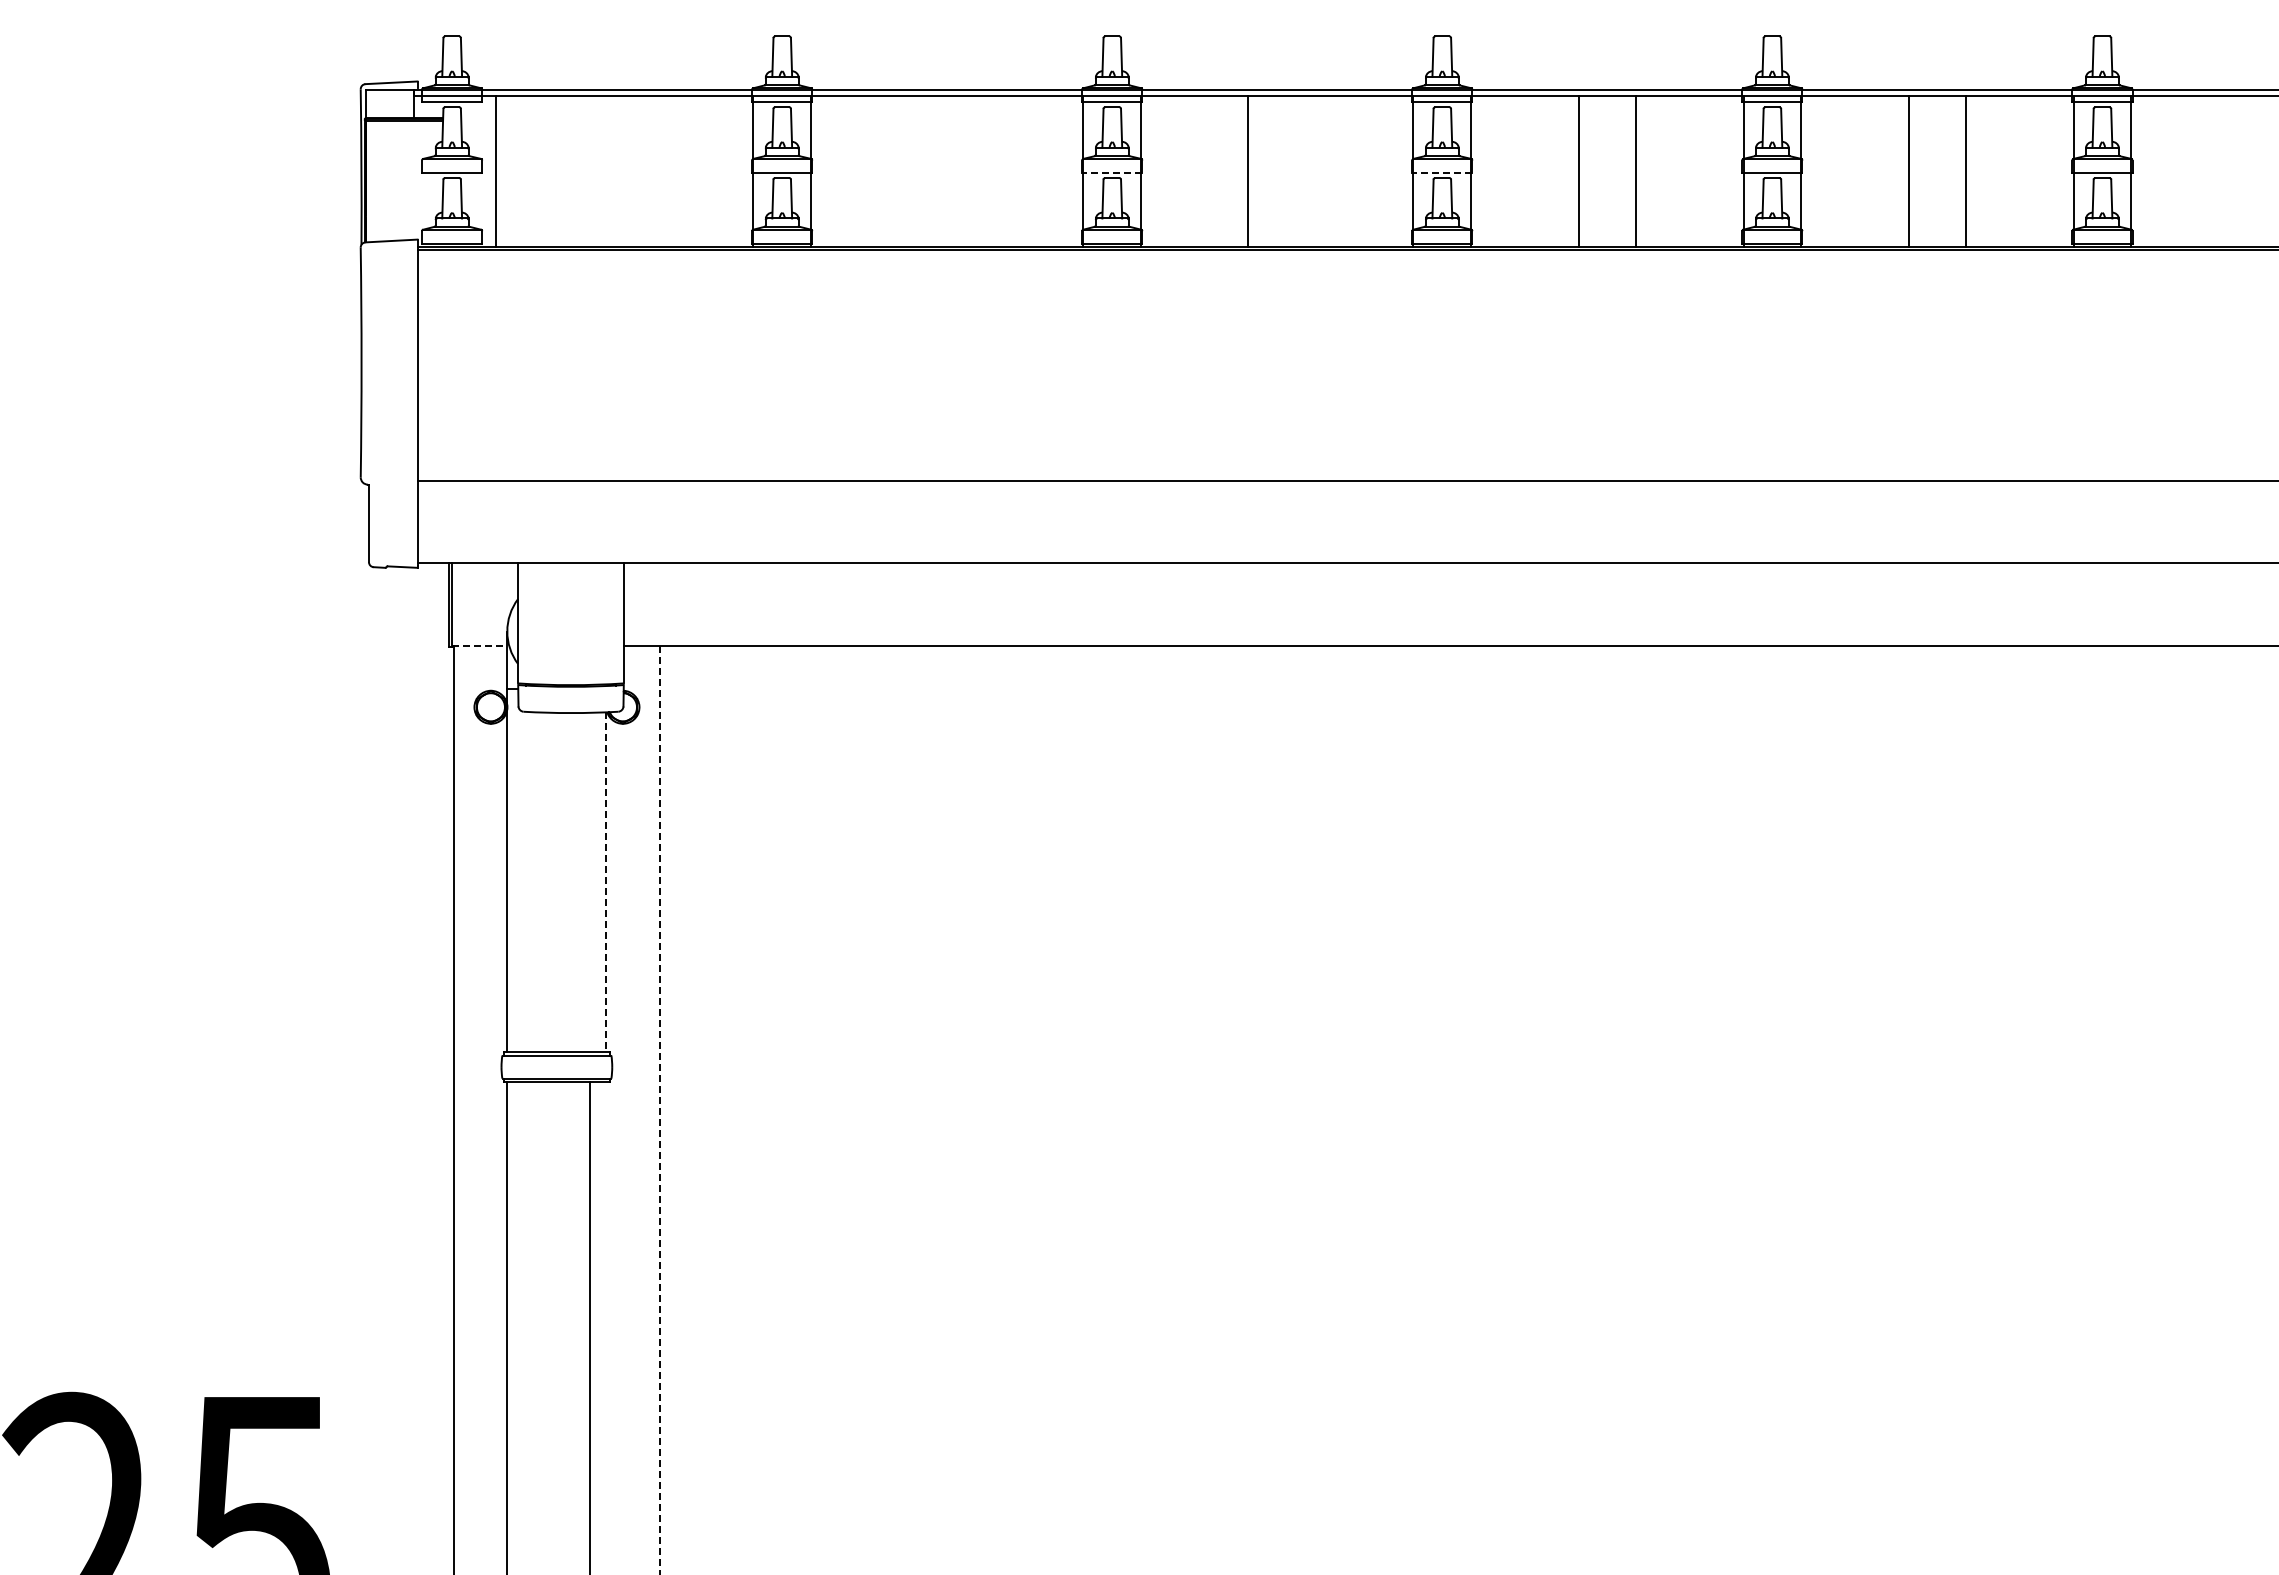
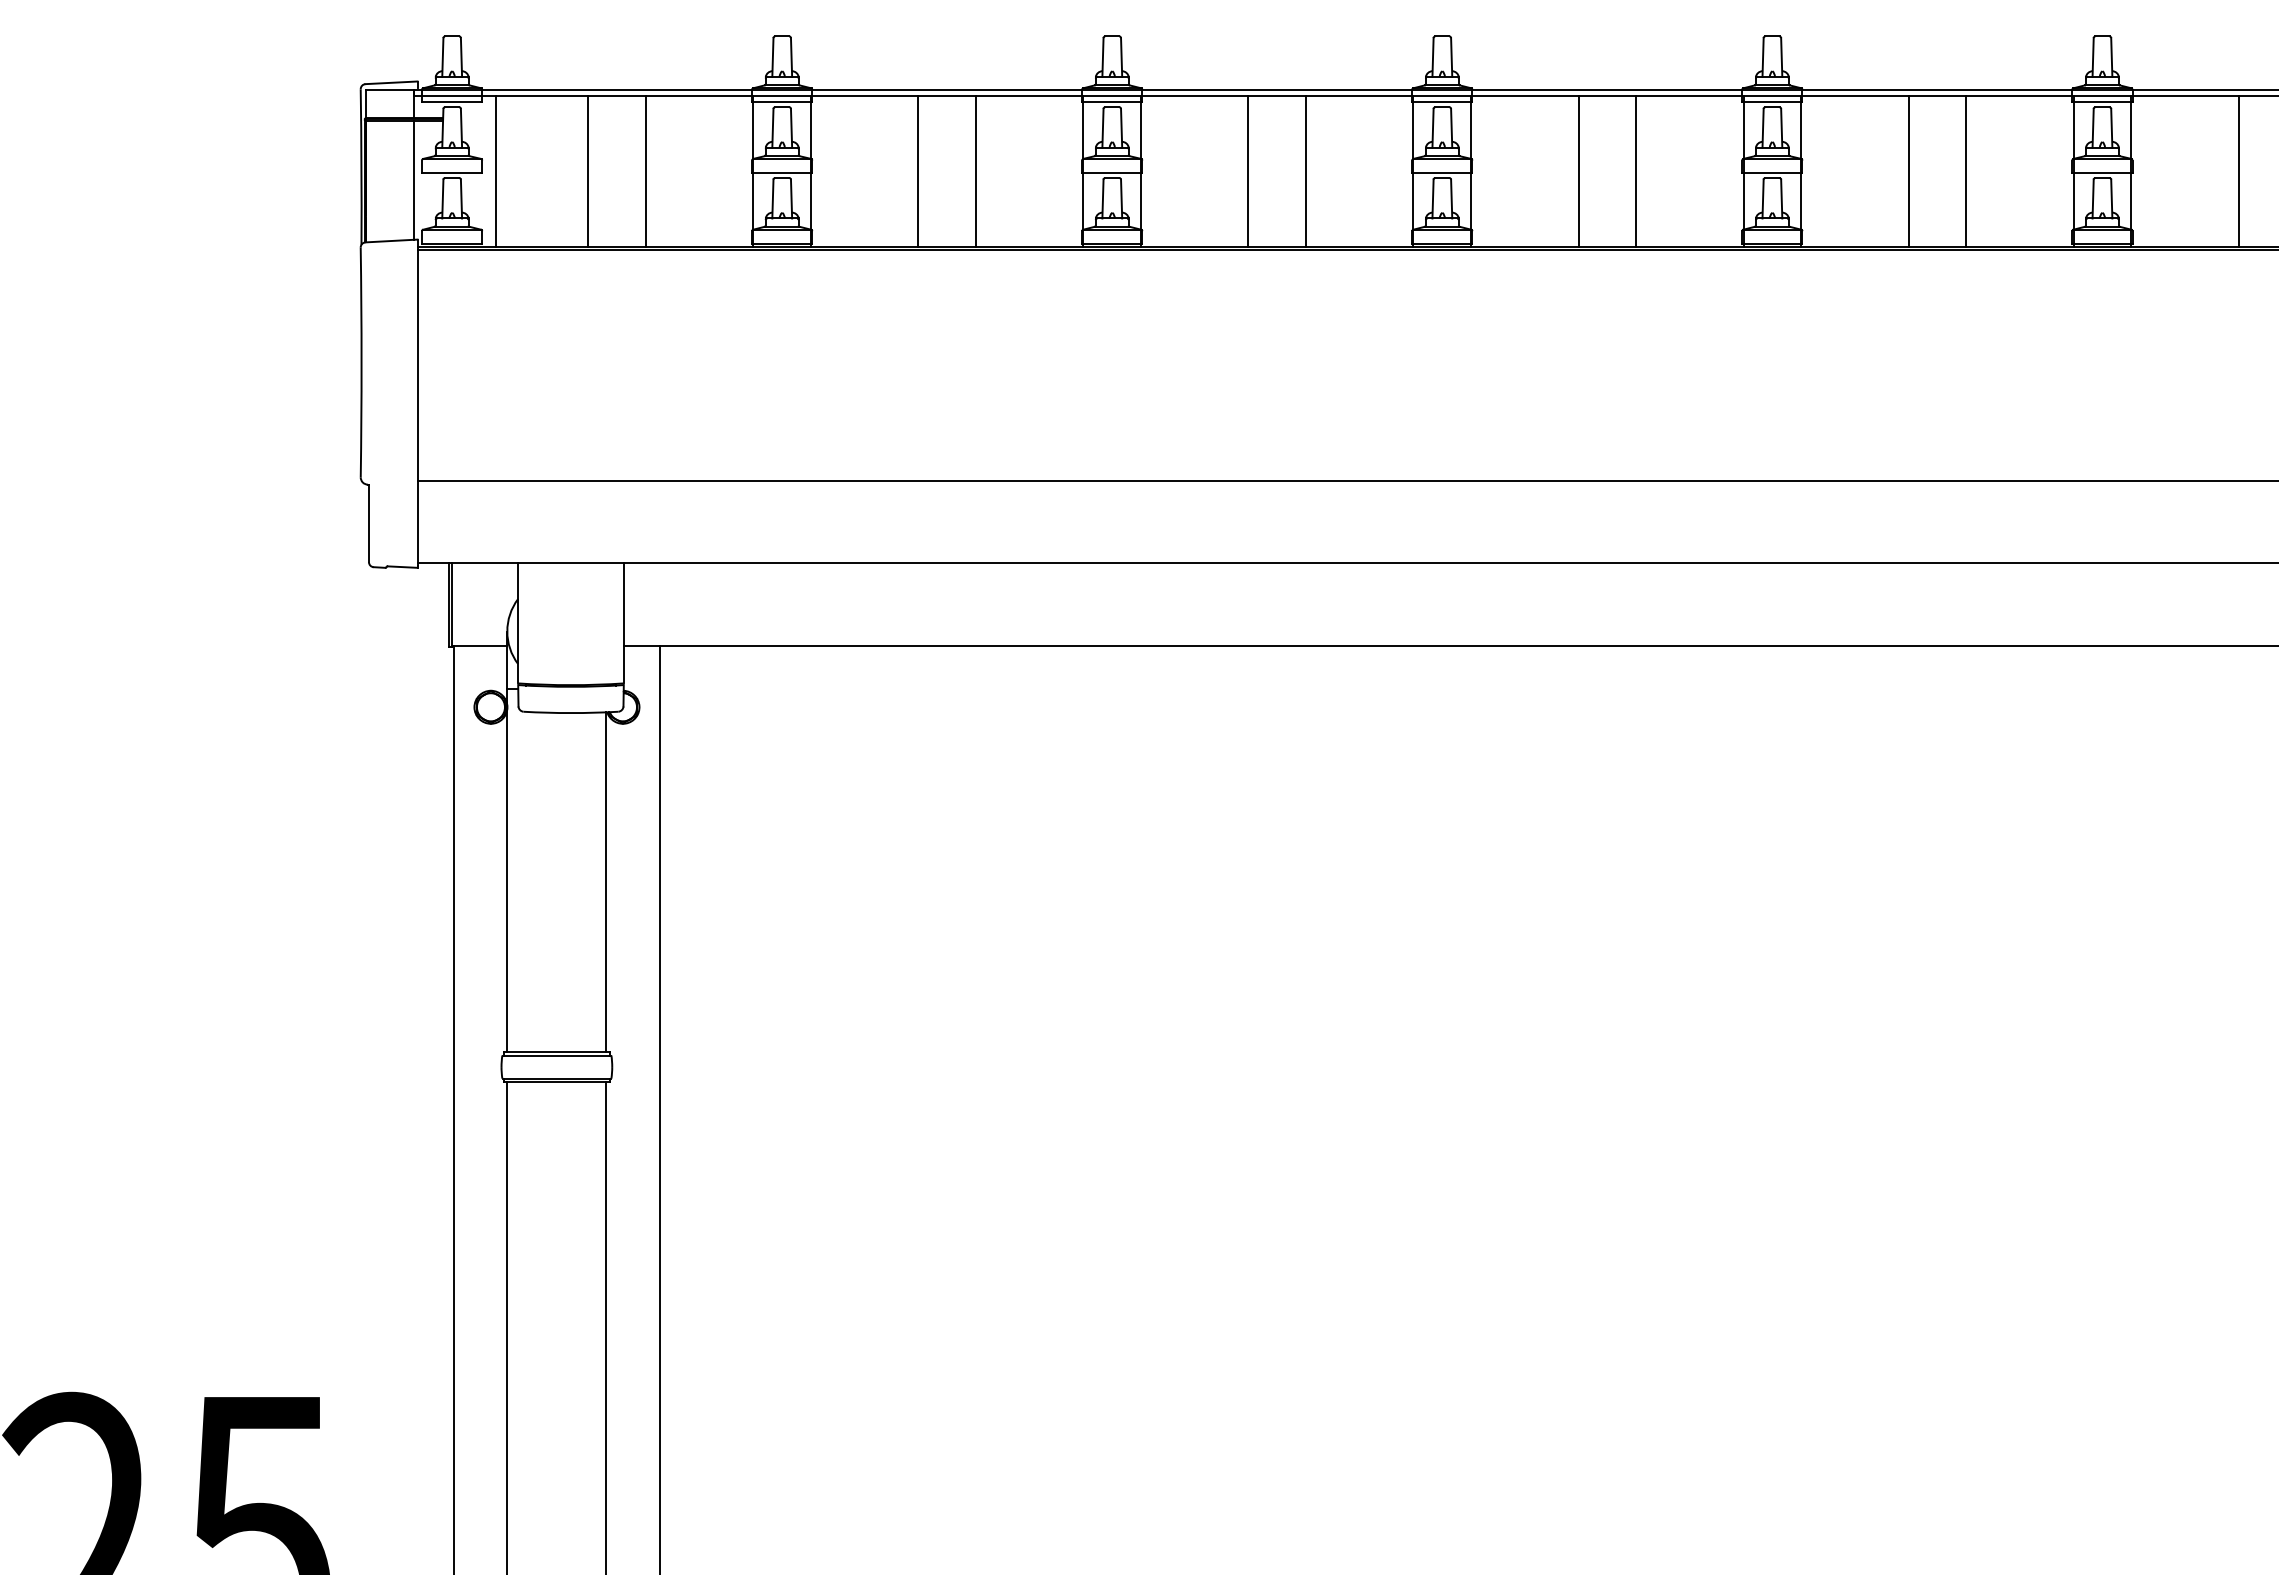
line: none -> present (588, 170)
line: none -> present (646, 170)
line: none -> present (918, 170)
line: none -> present (976, 170)
line: none -> present (1306, 170)
line: none -> present (2238, 170)
line: dashed -> solid (1111, 173)
line: dashed -> solid (1441, 173)
line: none -> present (414, 179)
line: dashed -> solid (480, 646)
line: dashed -> solid (606, 882)
line: dashed -> solid (660, 1110)
line position: (590, 1326) -> (606, 1326) (606, 1326)
